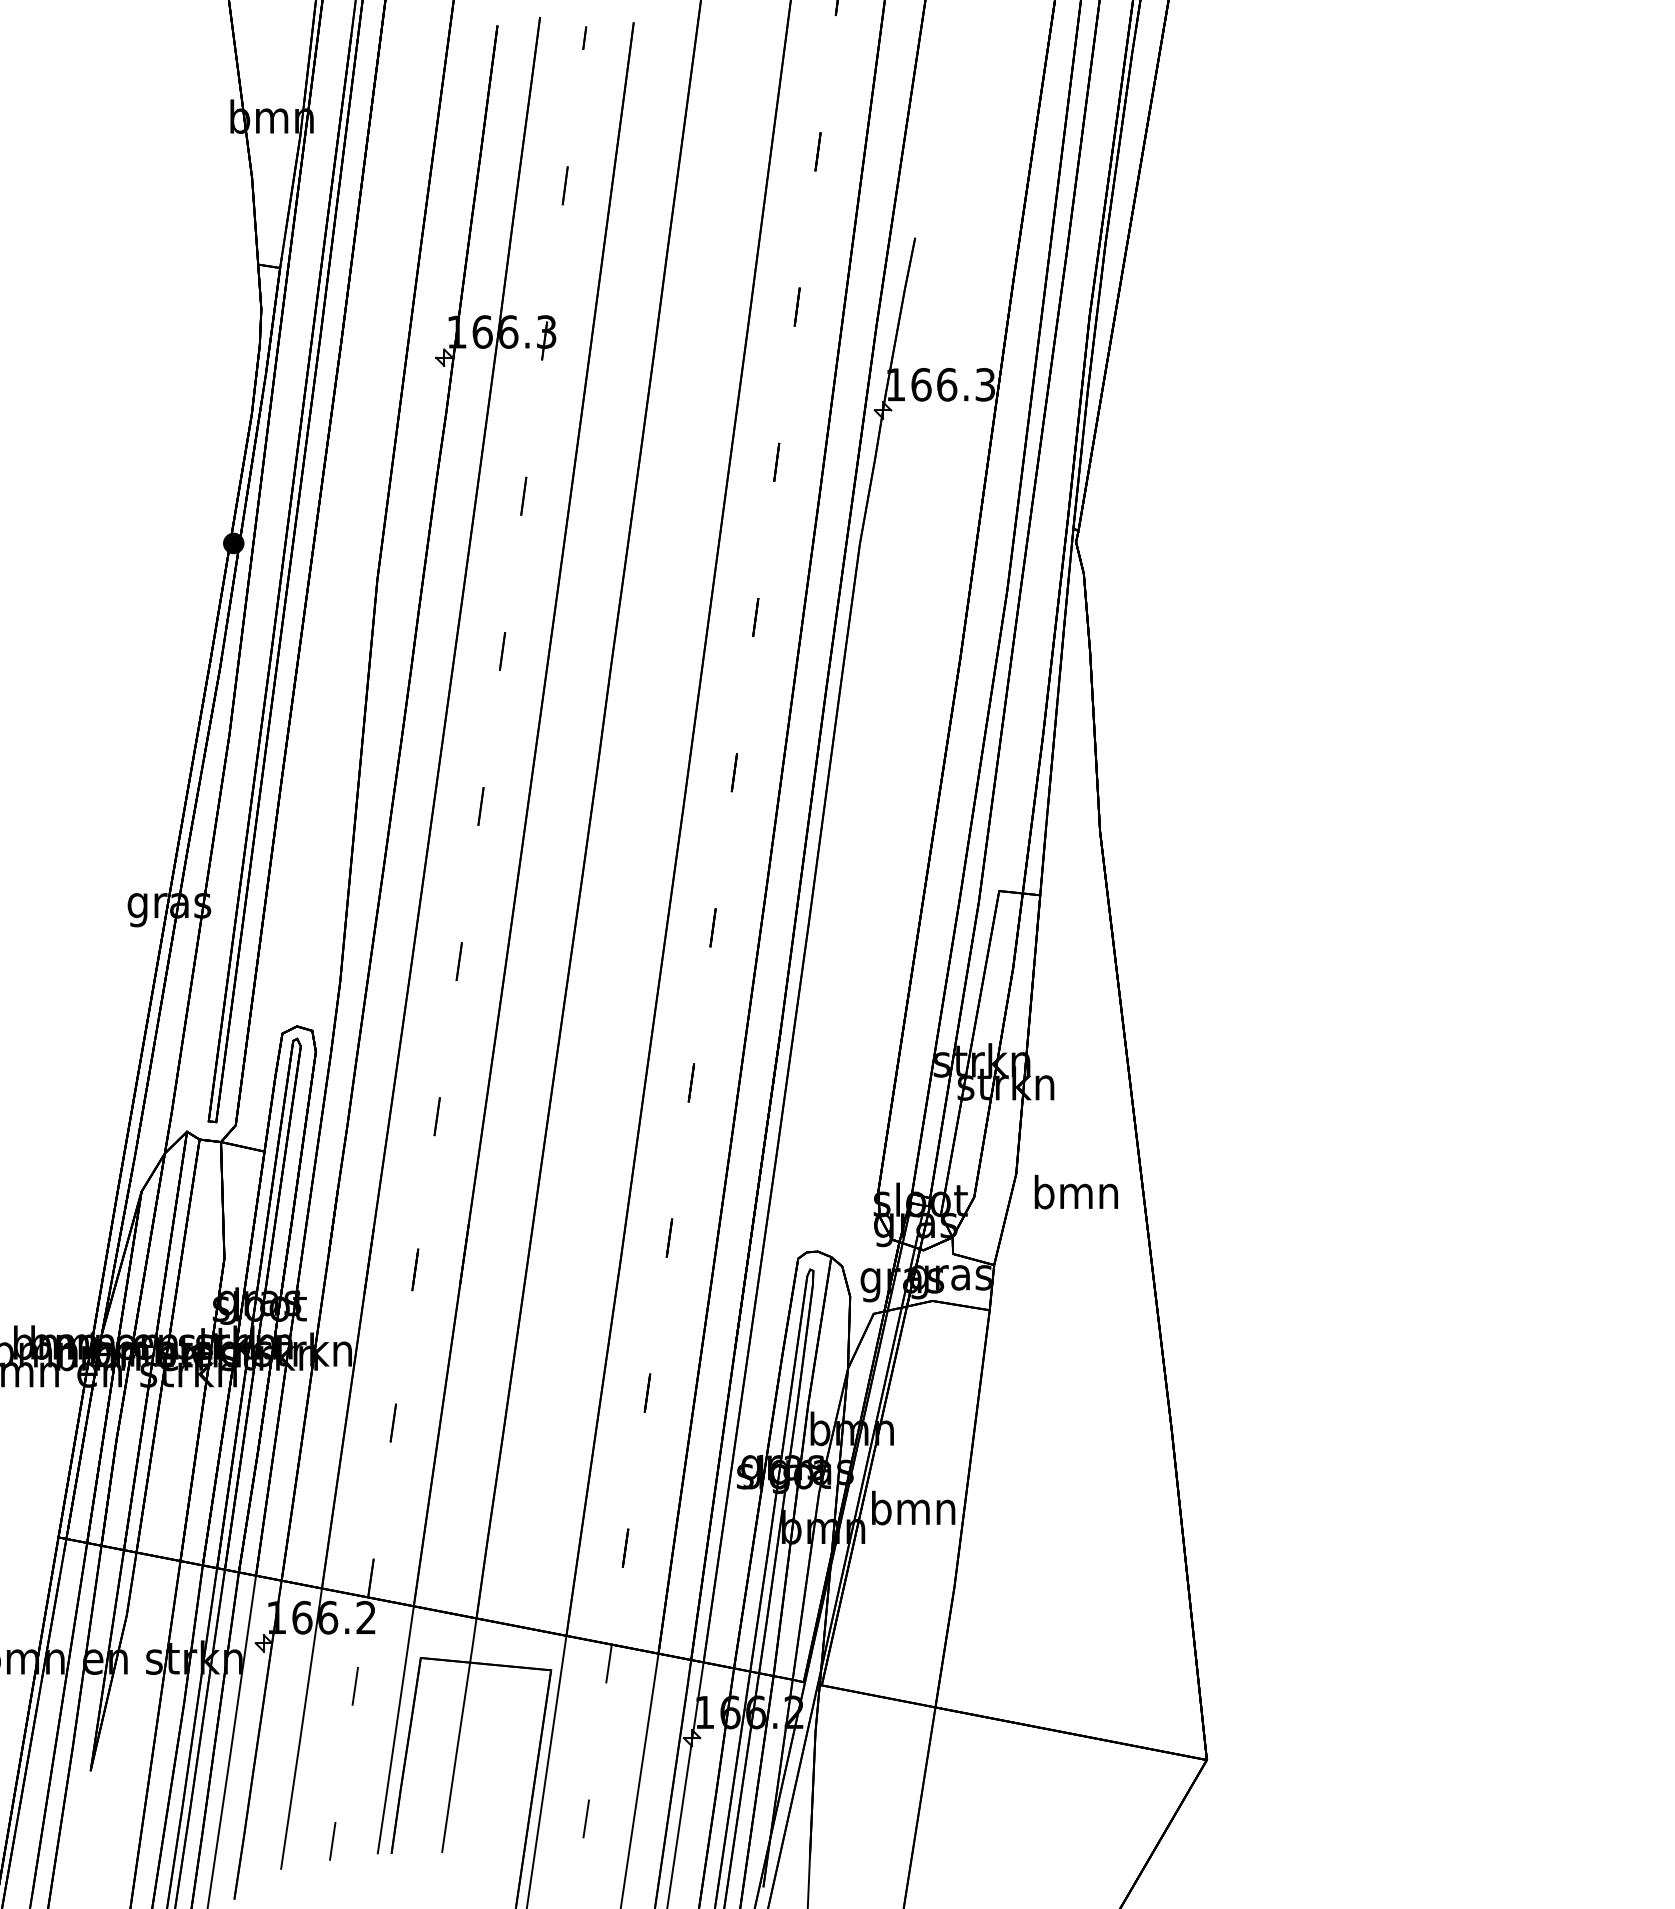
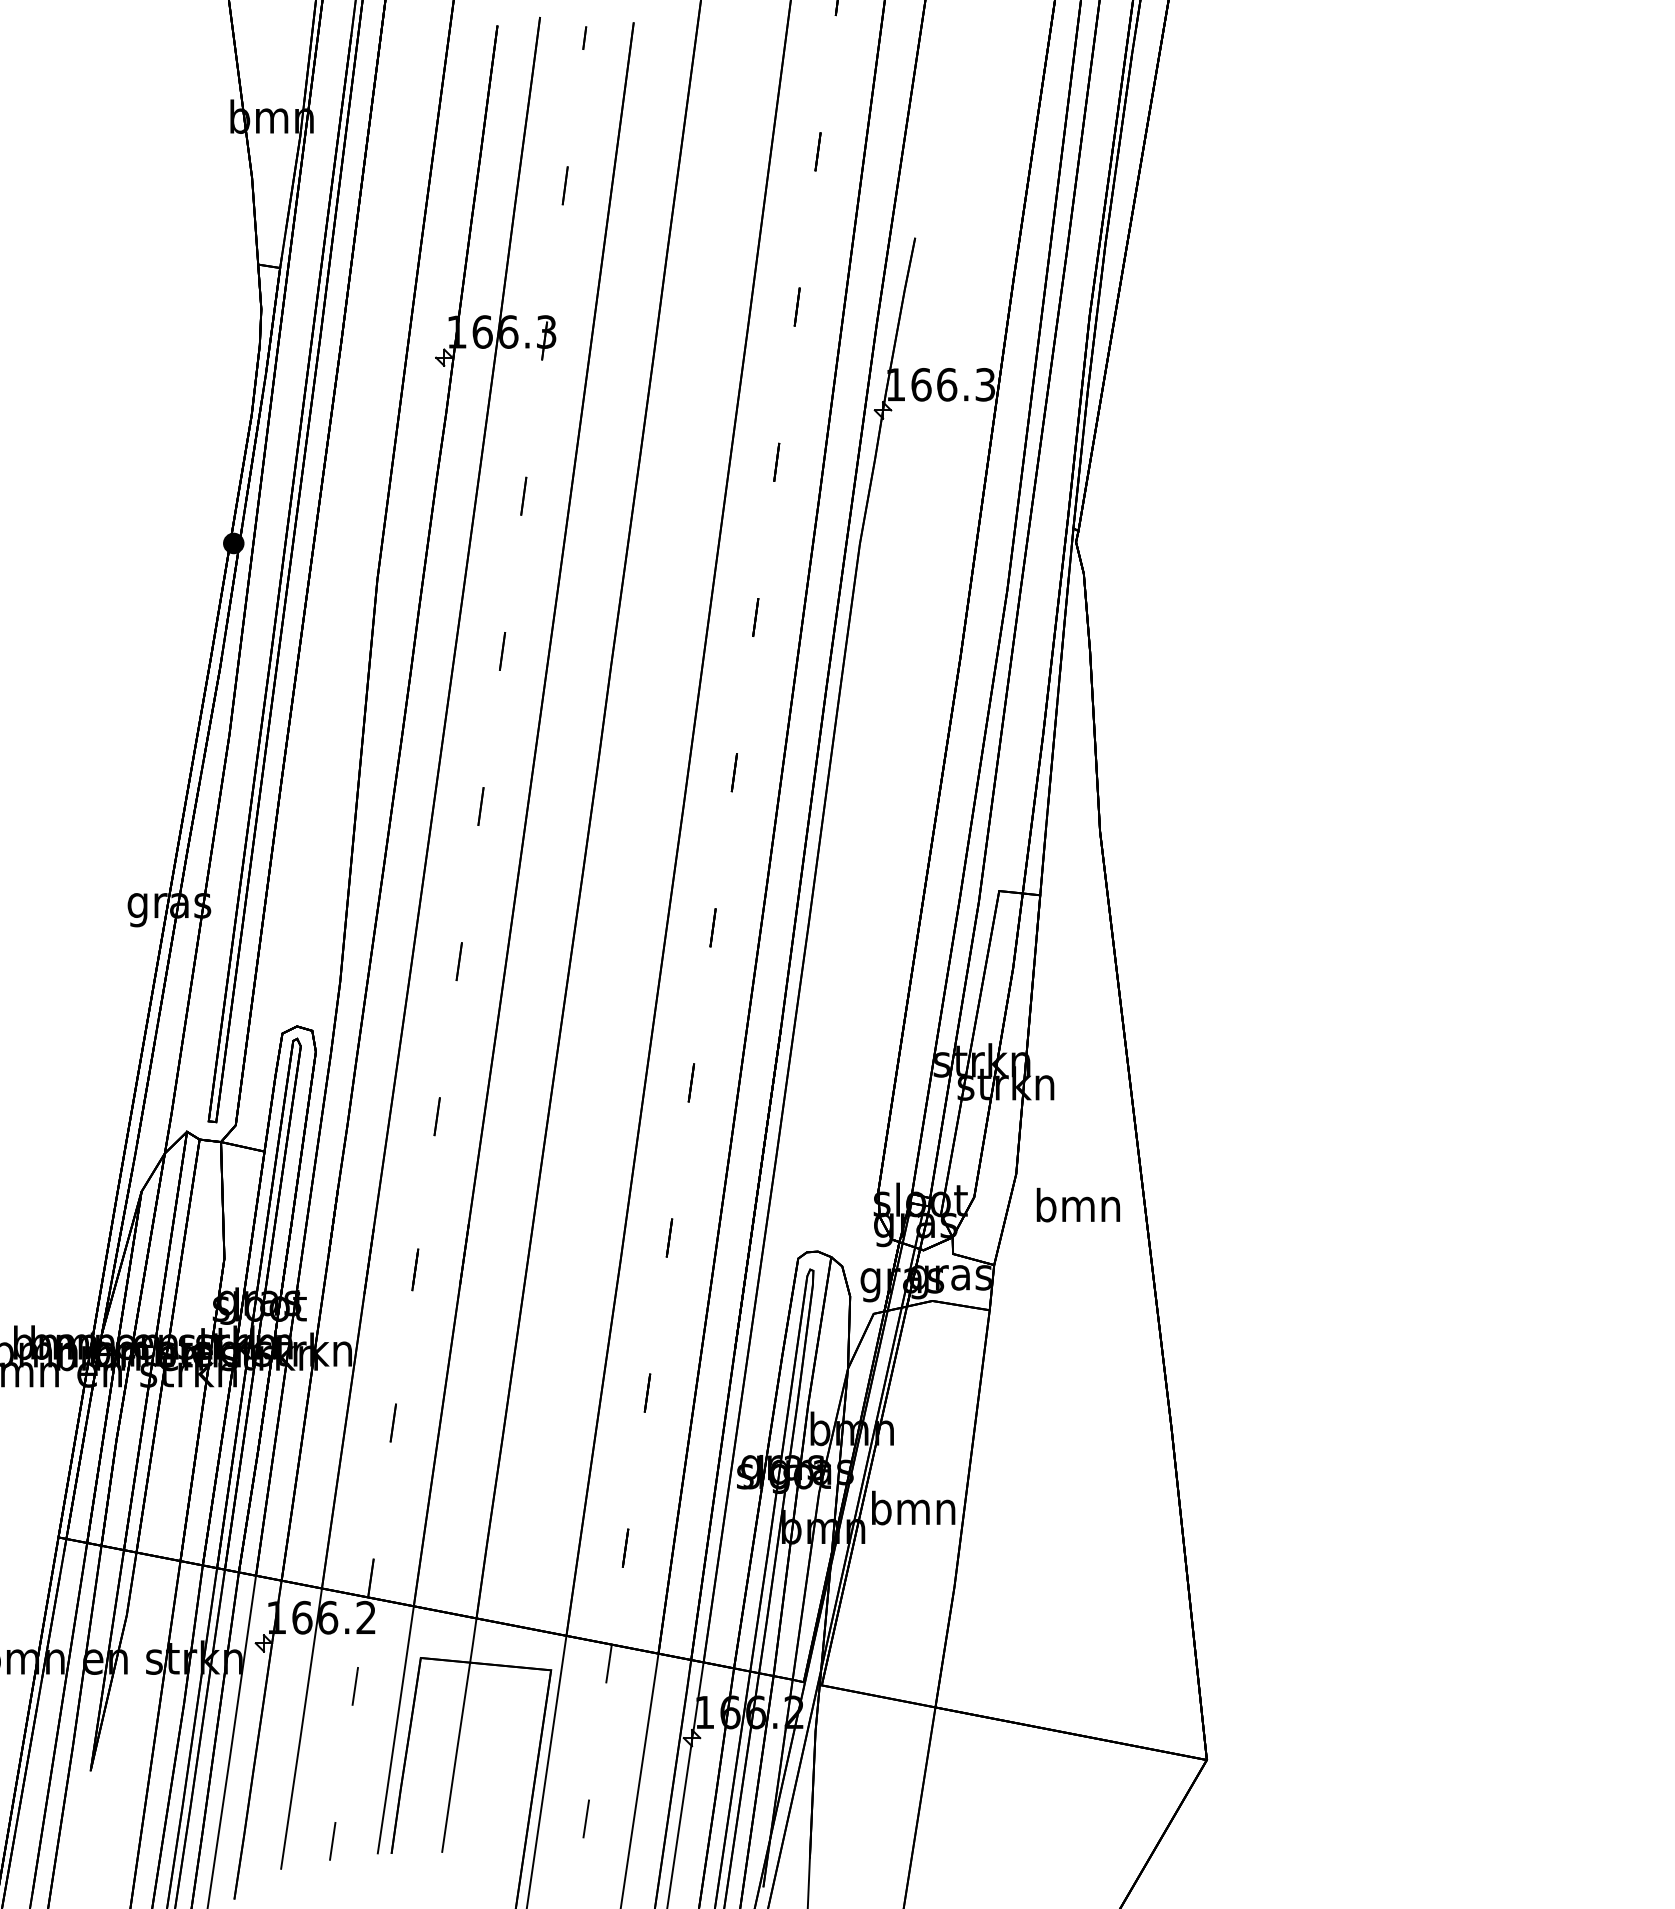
text position: (1075, 1191) -> (1077, 1204) (1077, 1204)
